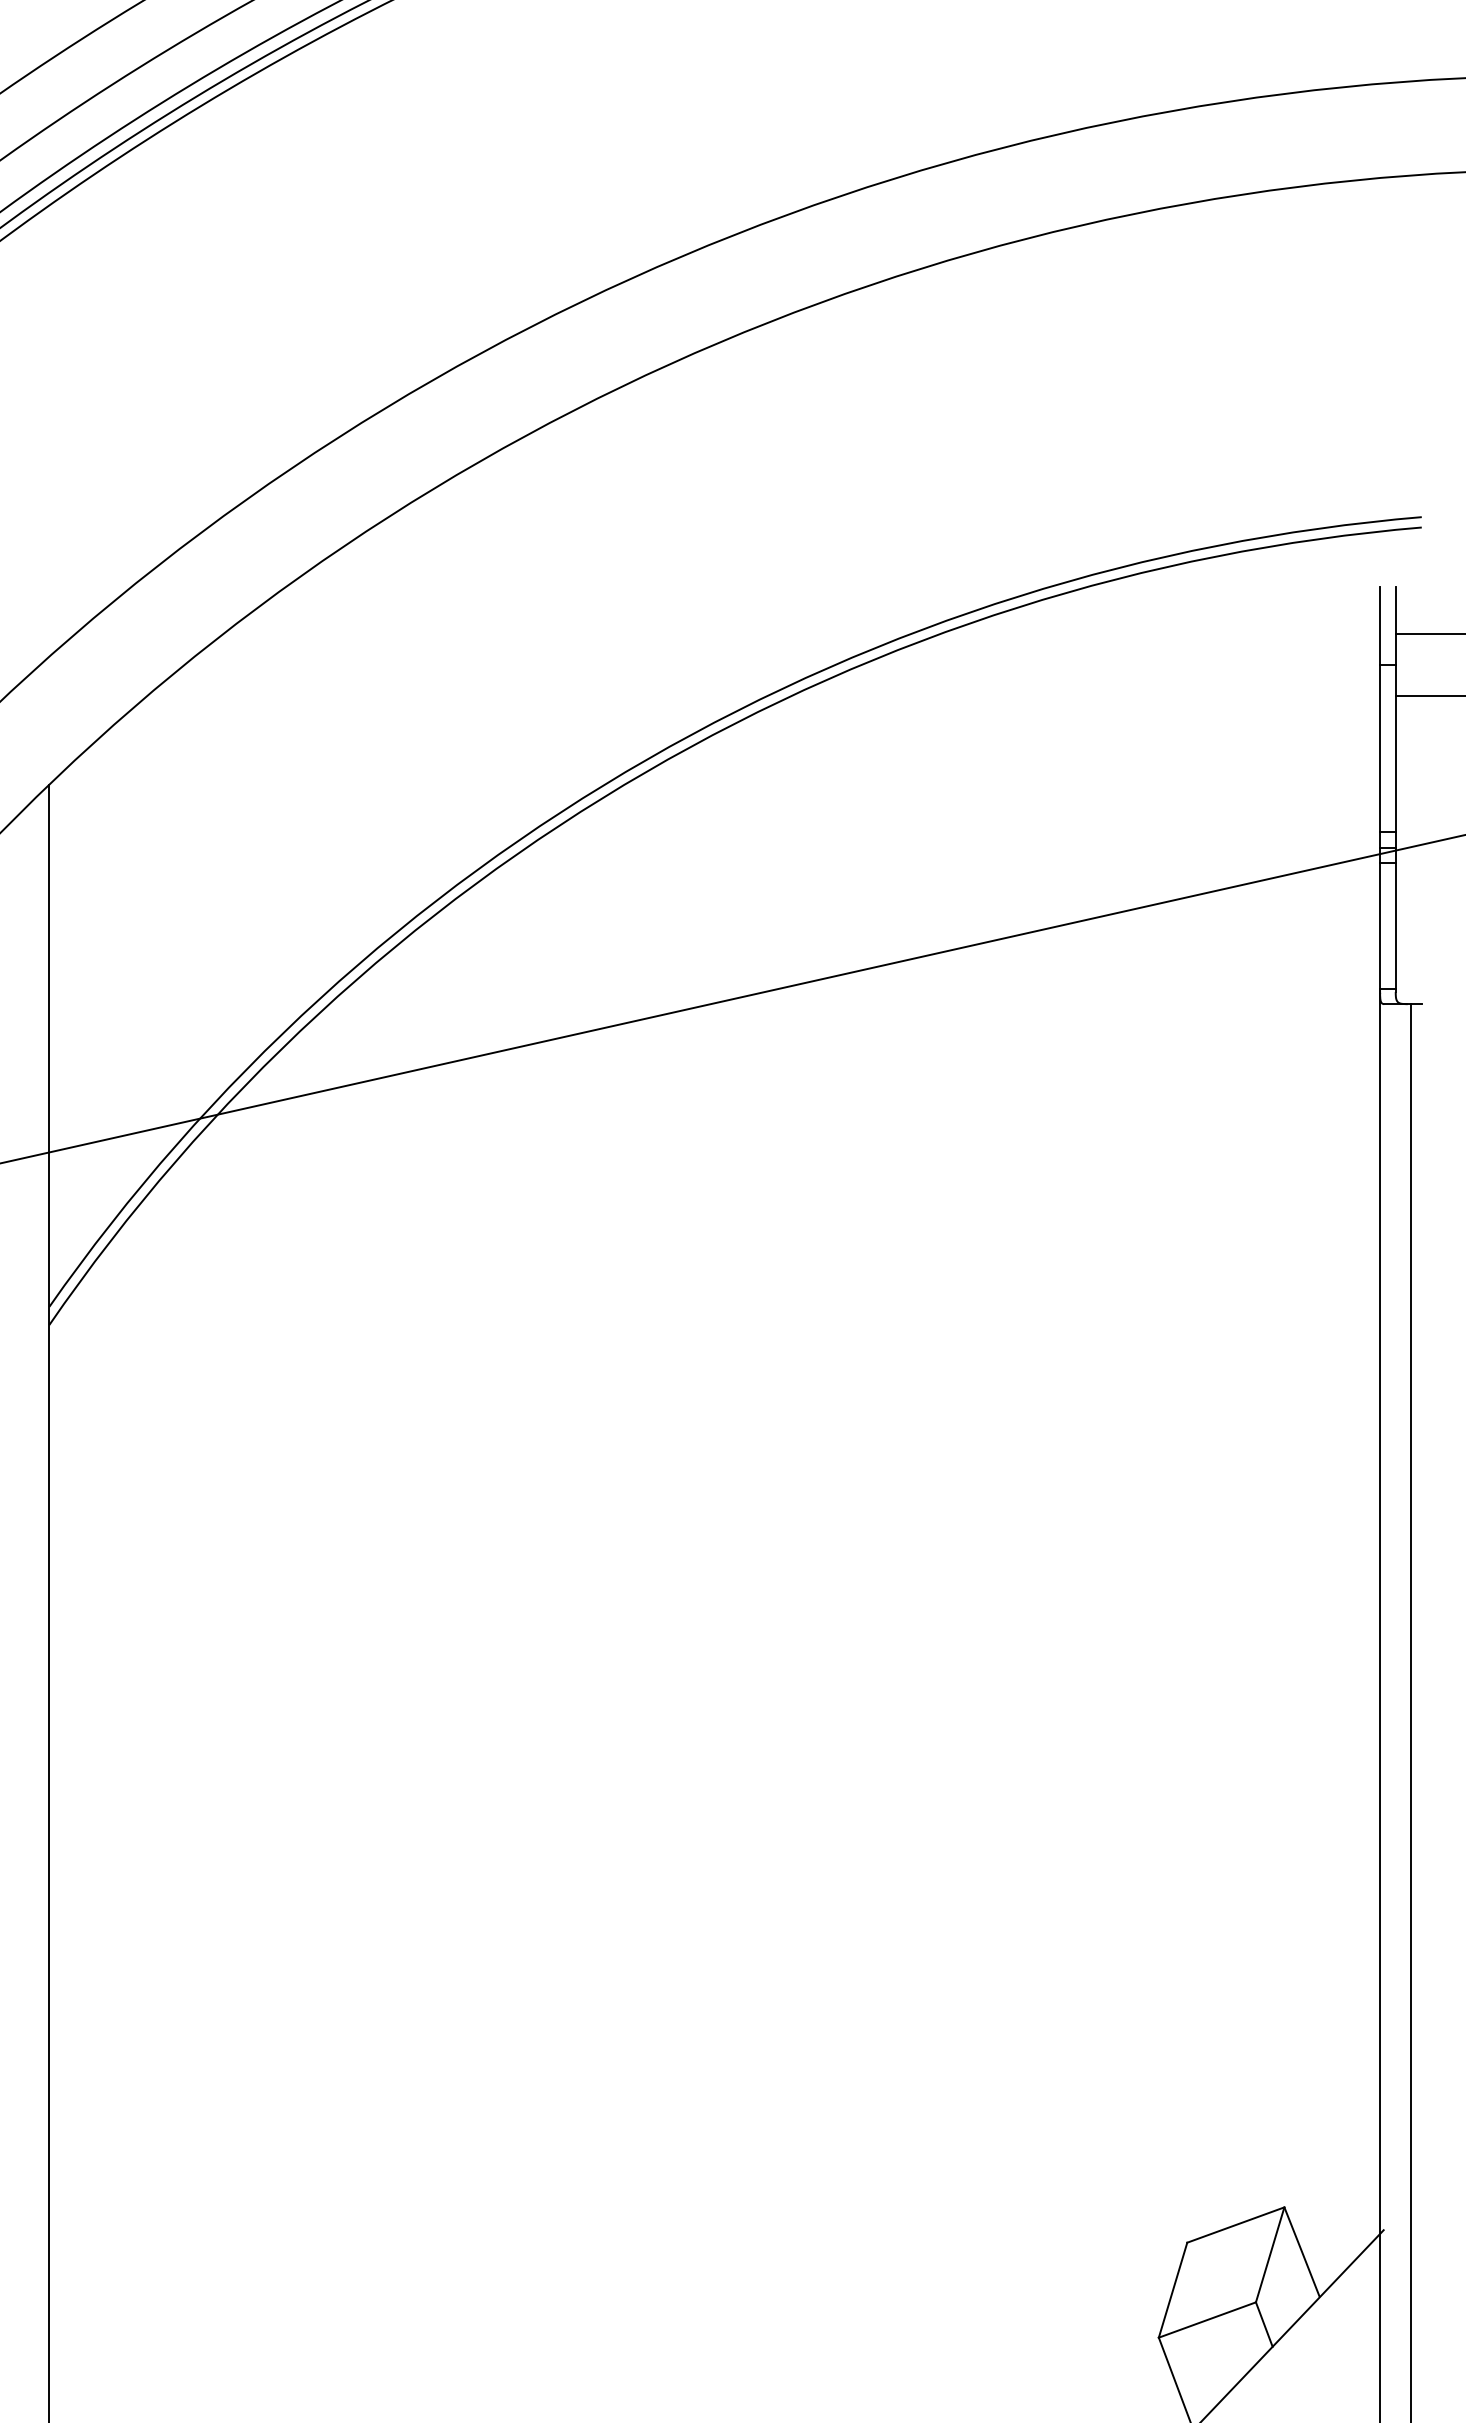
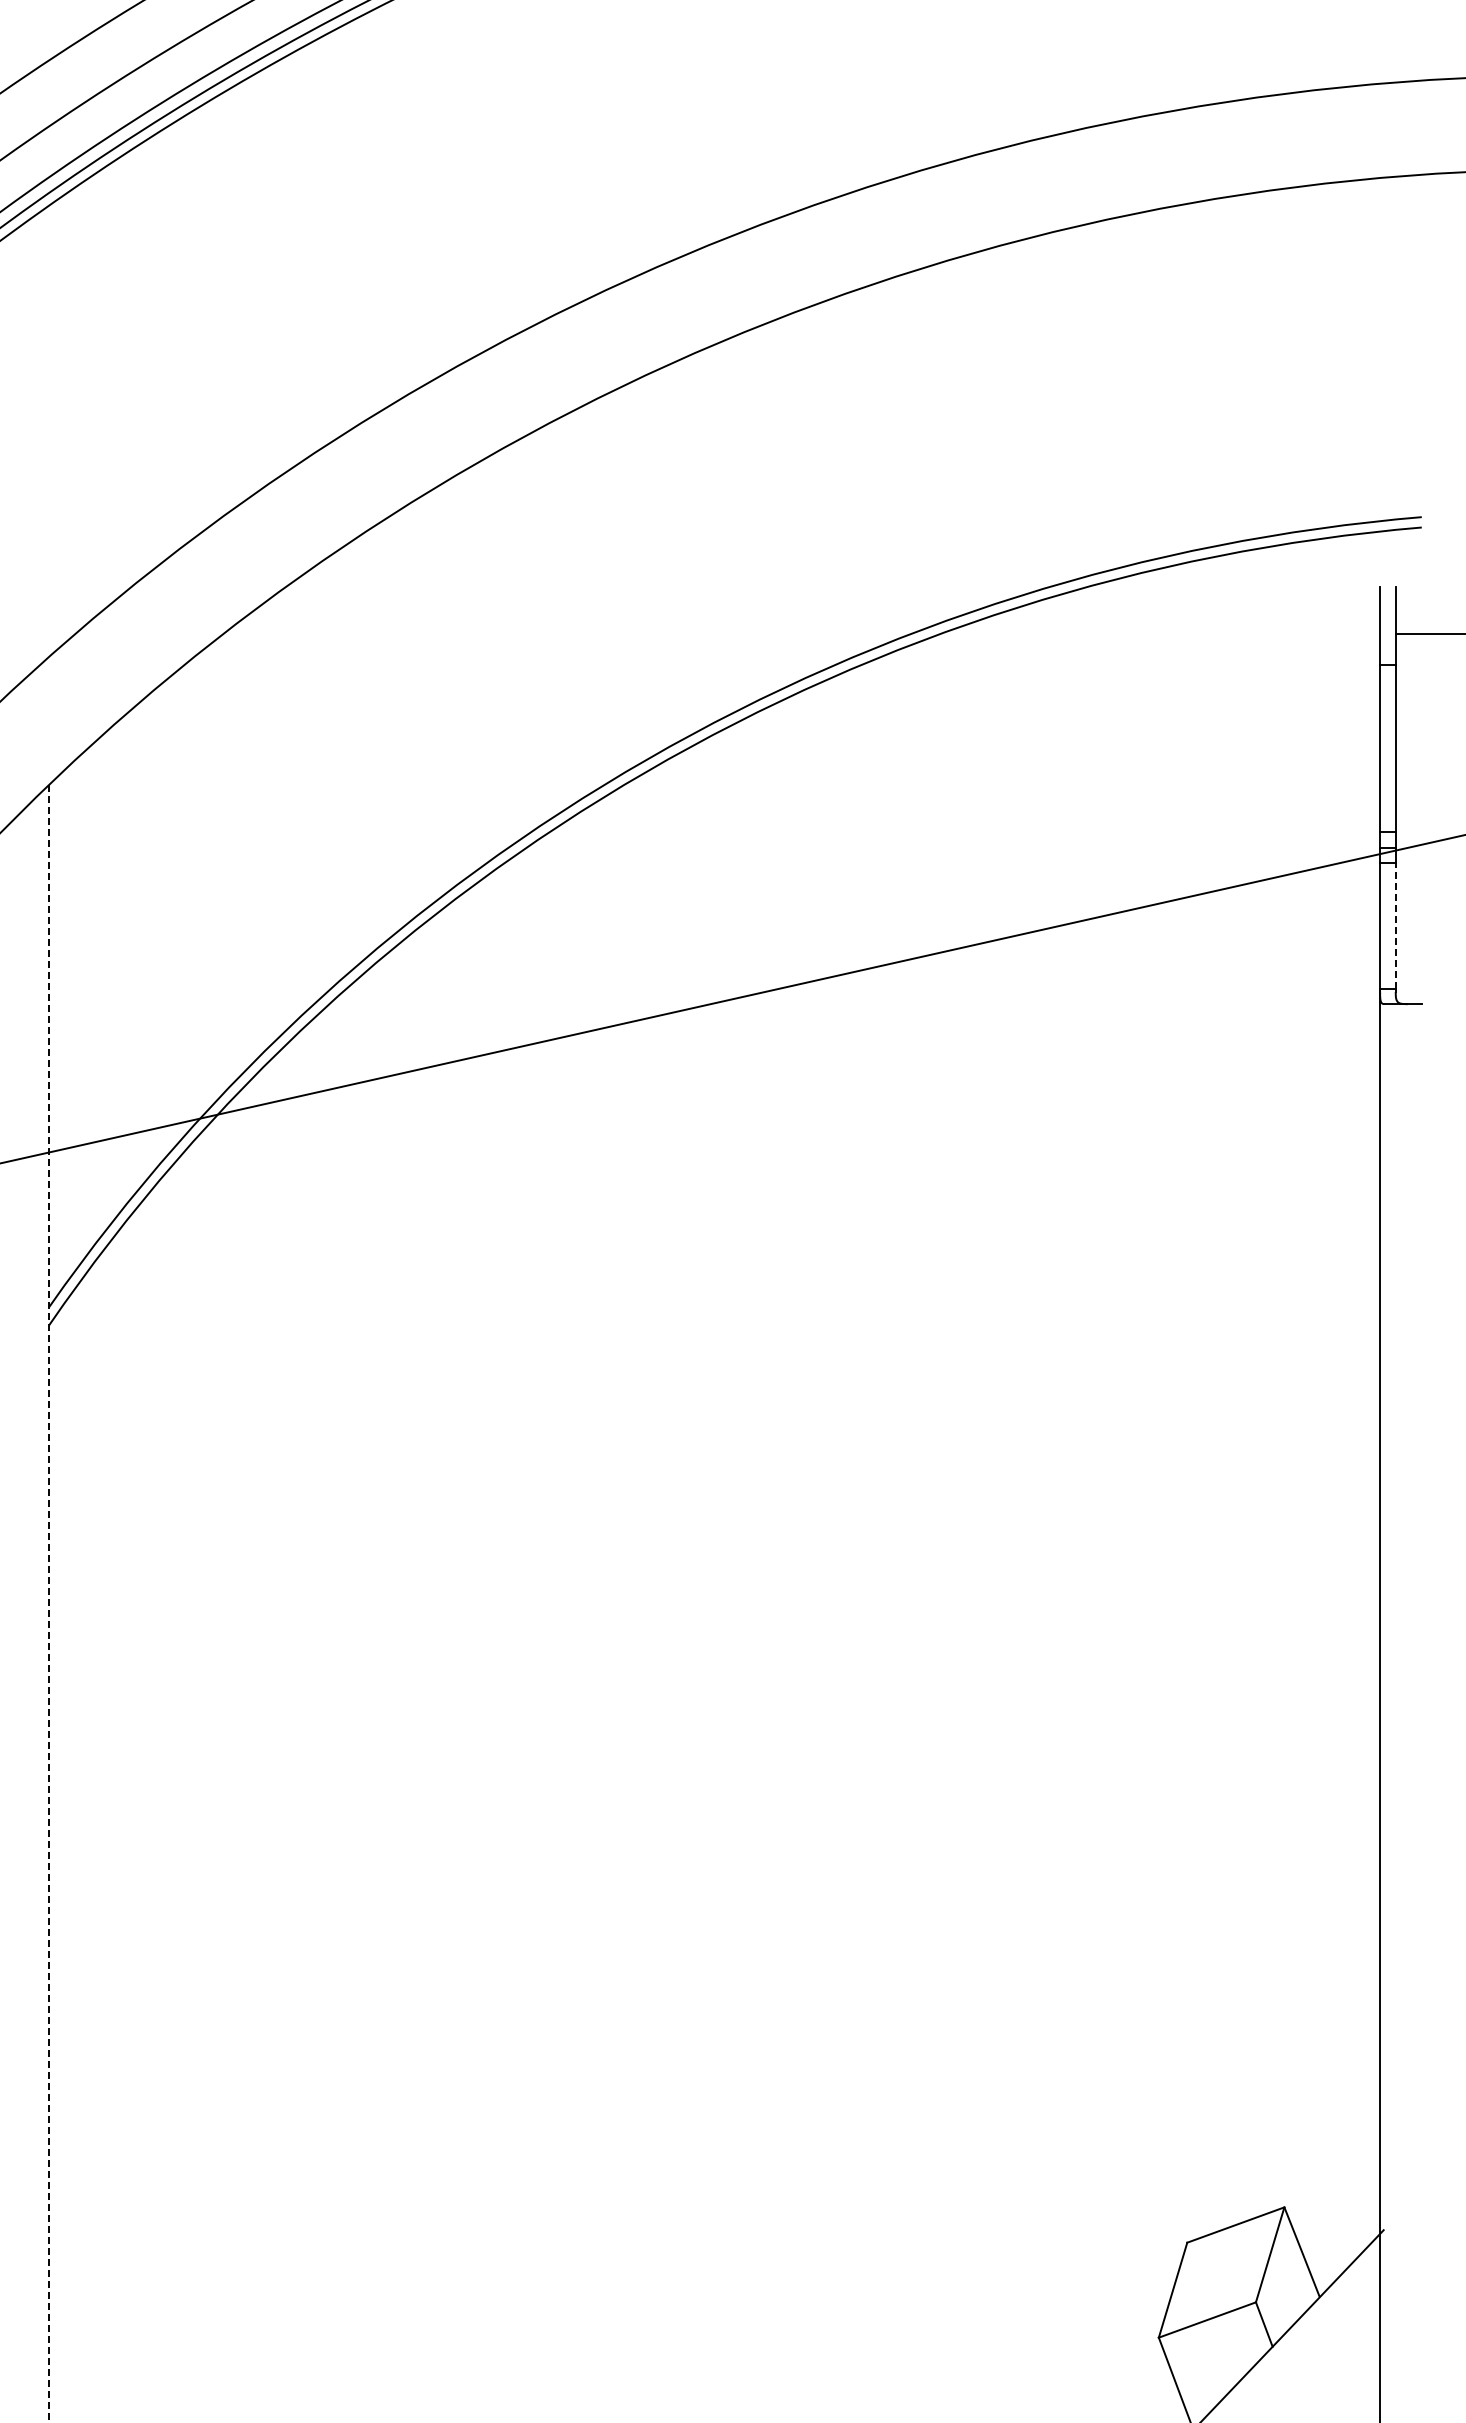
line: present -> none (1428, 696)
line: solid -> dashed (1395, 925)
line: solid -> dashed (49, 1604)
line: present -> none (1411, 1711)
